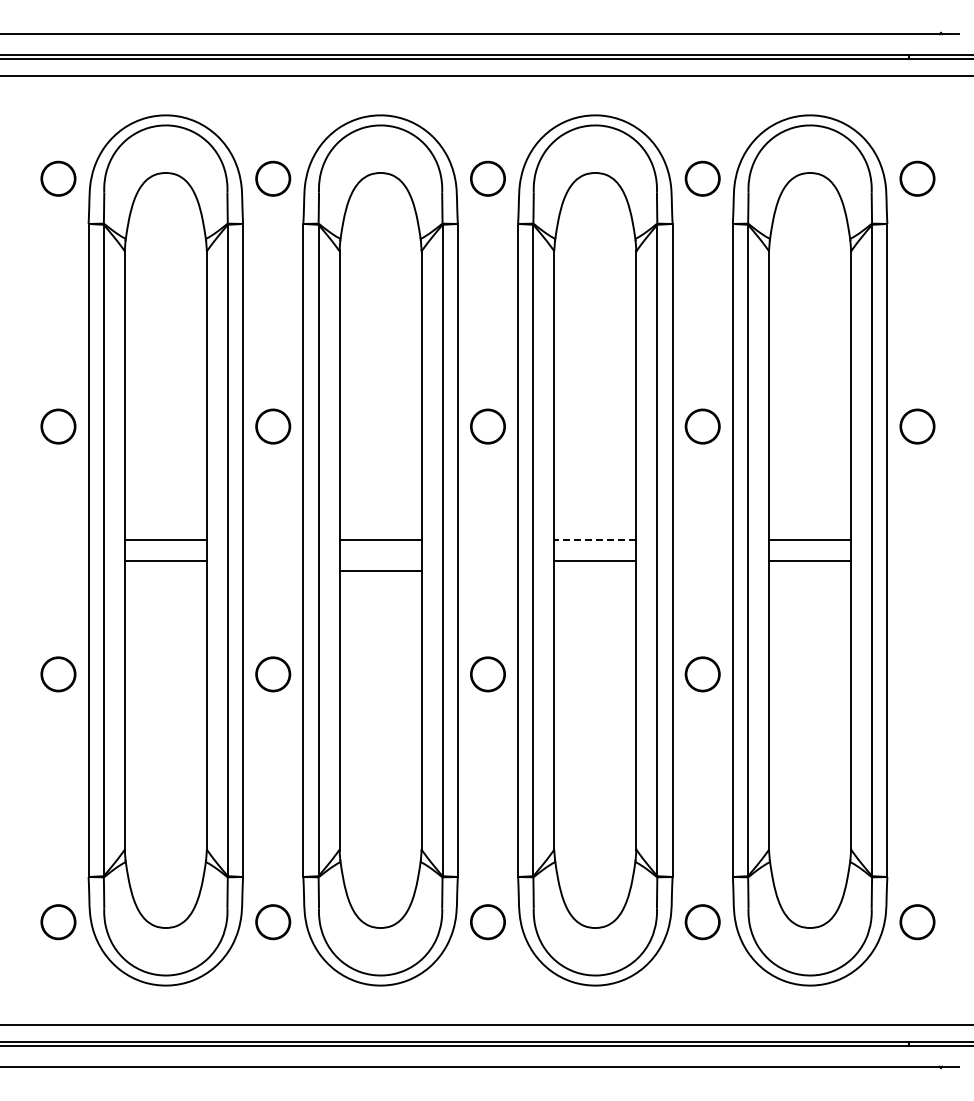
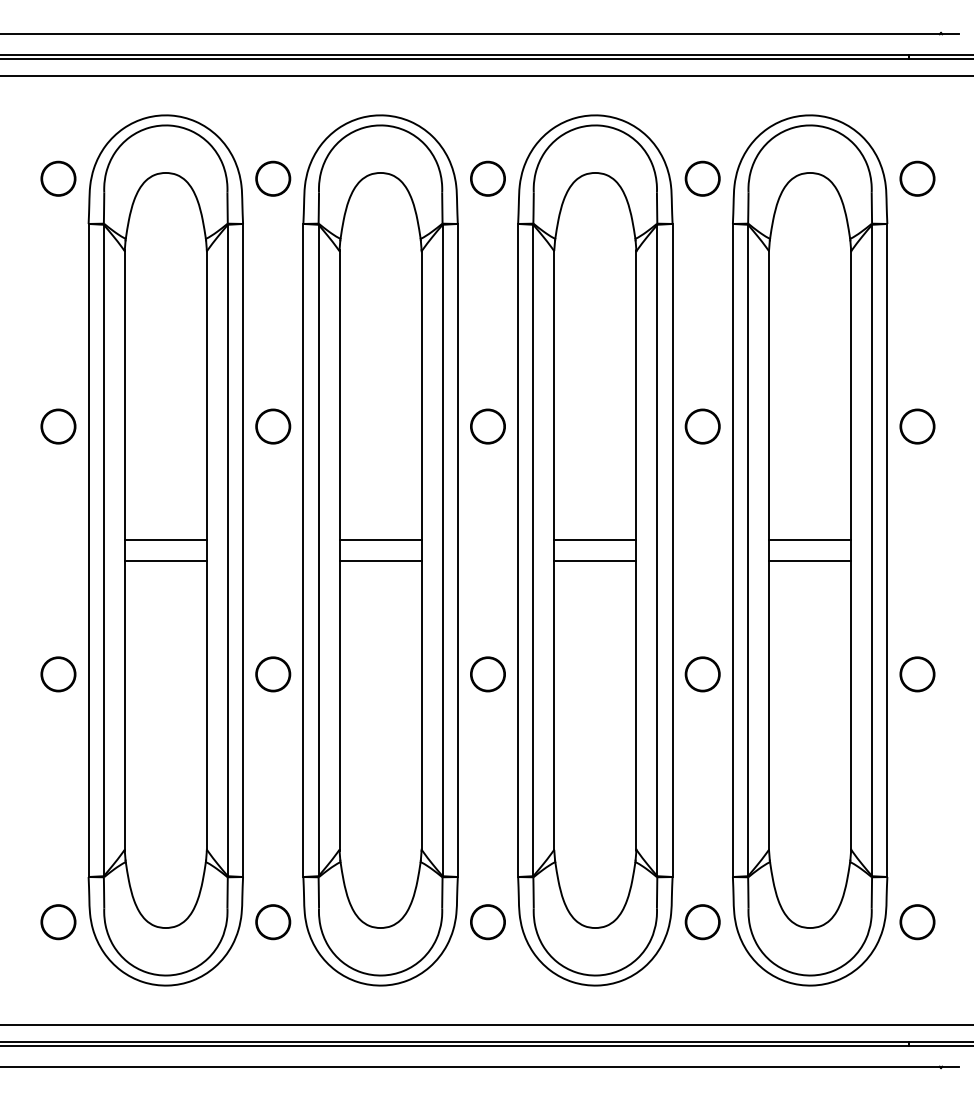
line: dashed -> solid (594, 540)
line position: (380, 570) -> (380, 560) (380, 560)
circle: none -> present (917, 674)
